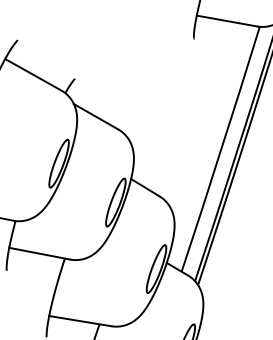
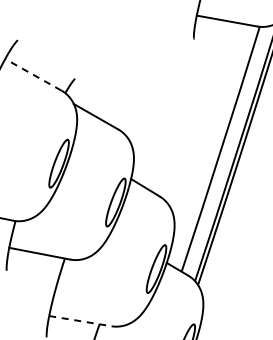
line: solid -> dashed (32, 74)
line: solid -> dashed (80, 321)
